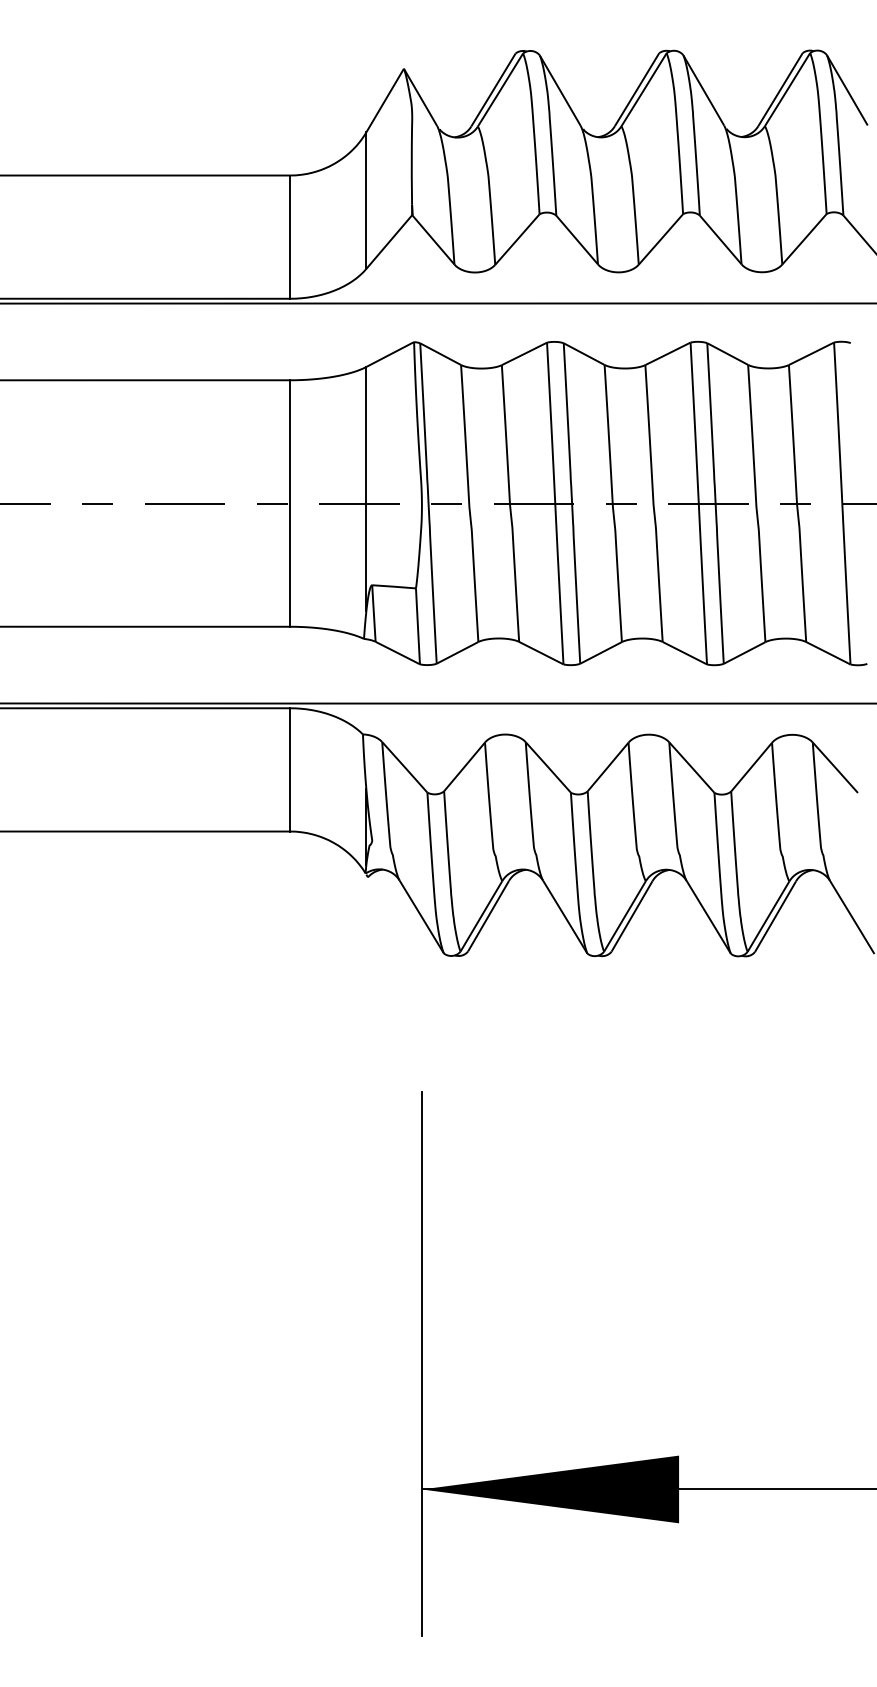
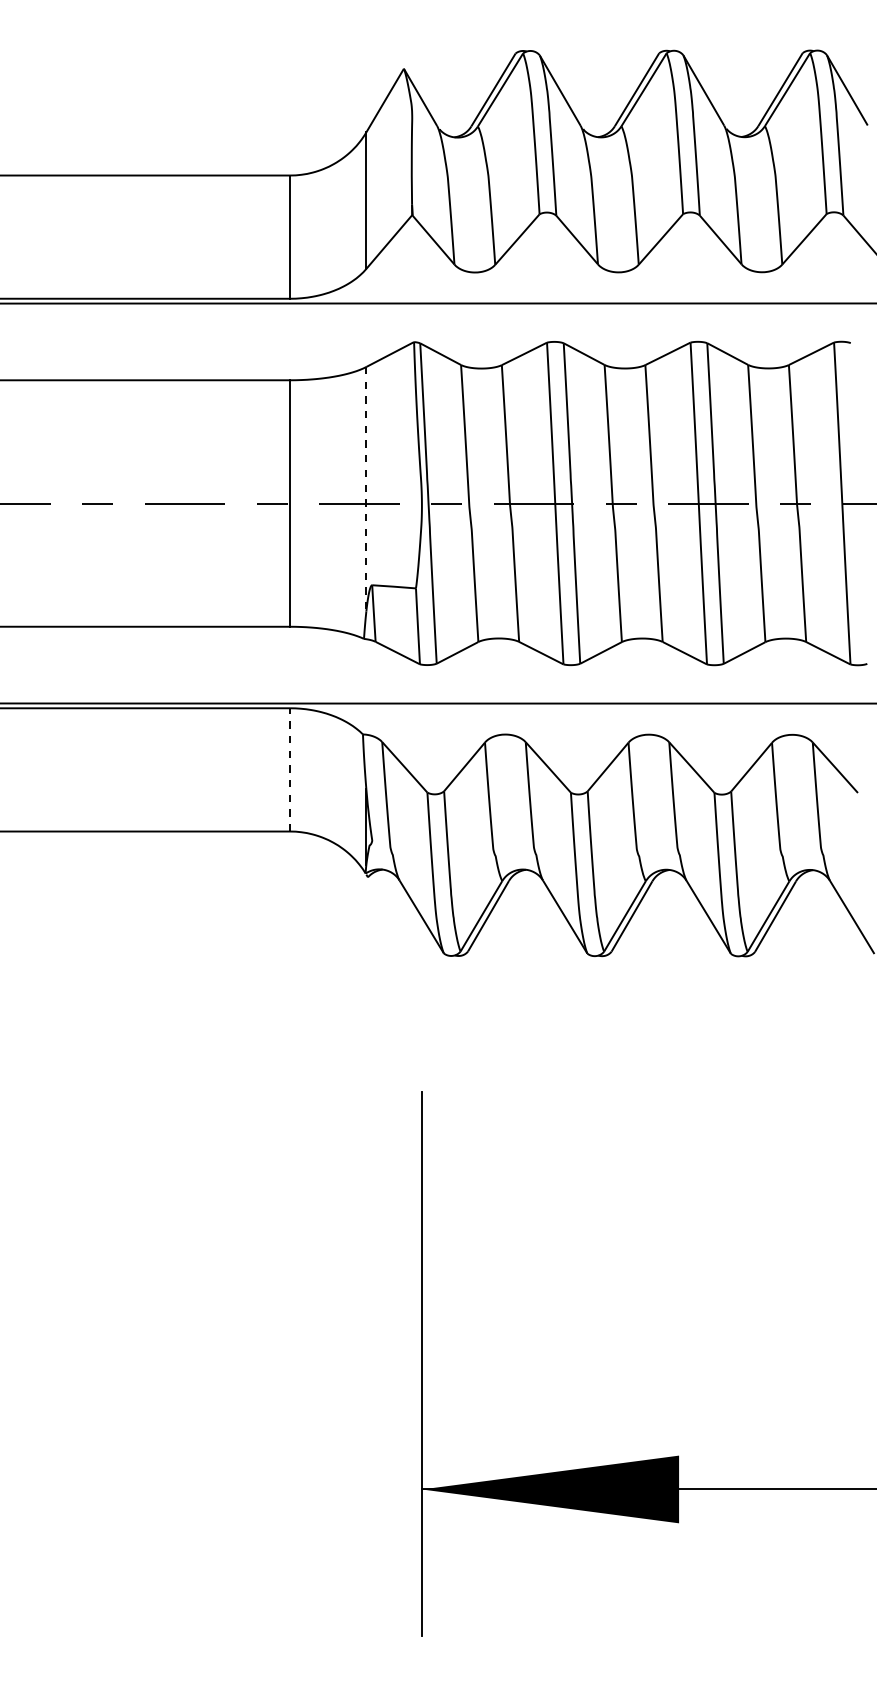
line: solid -> dashed (366, 489)
line: solid -> dashed (290, 769)
